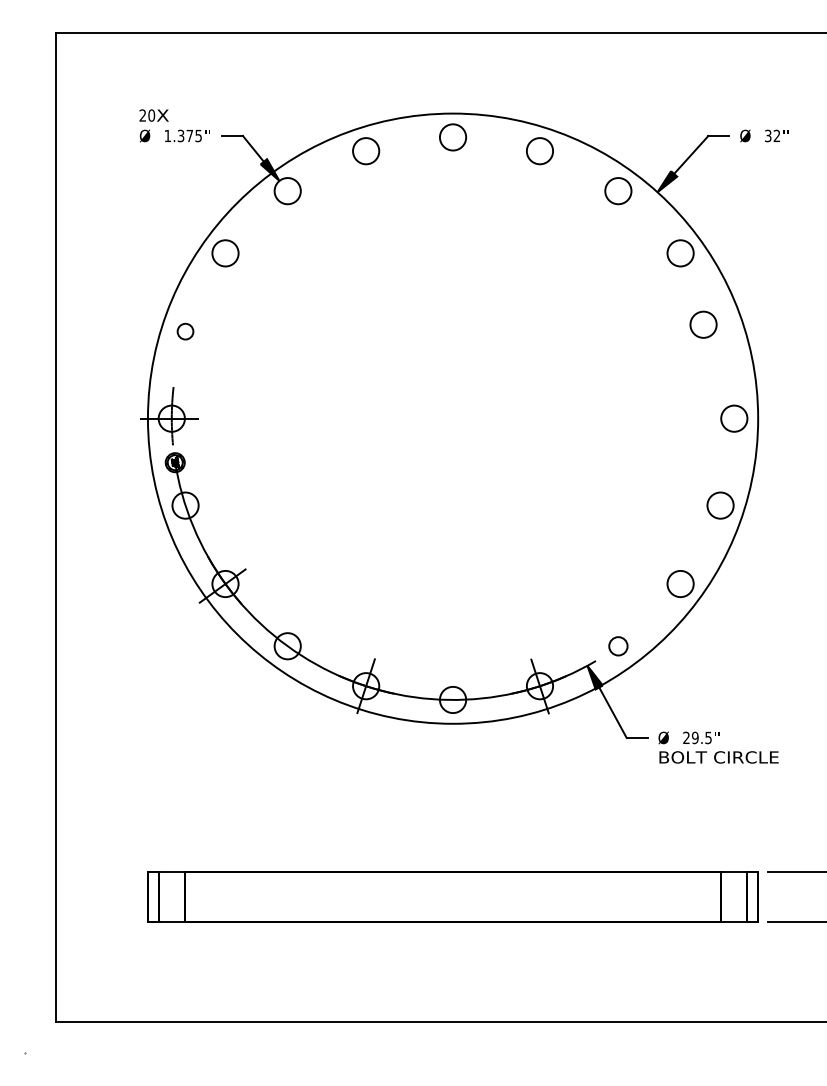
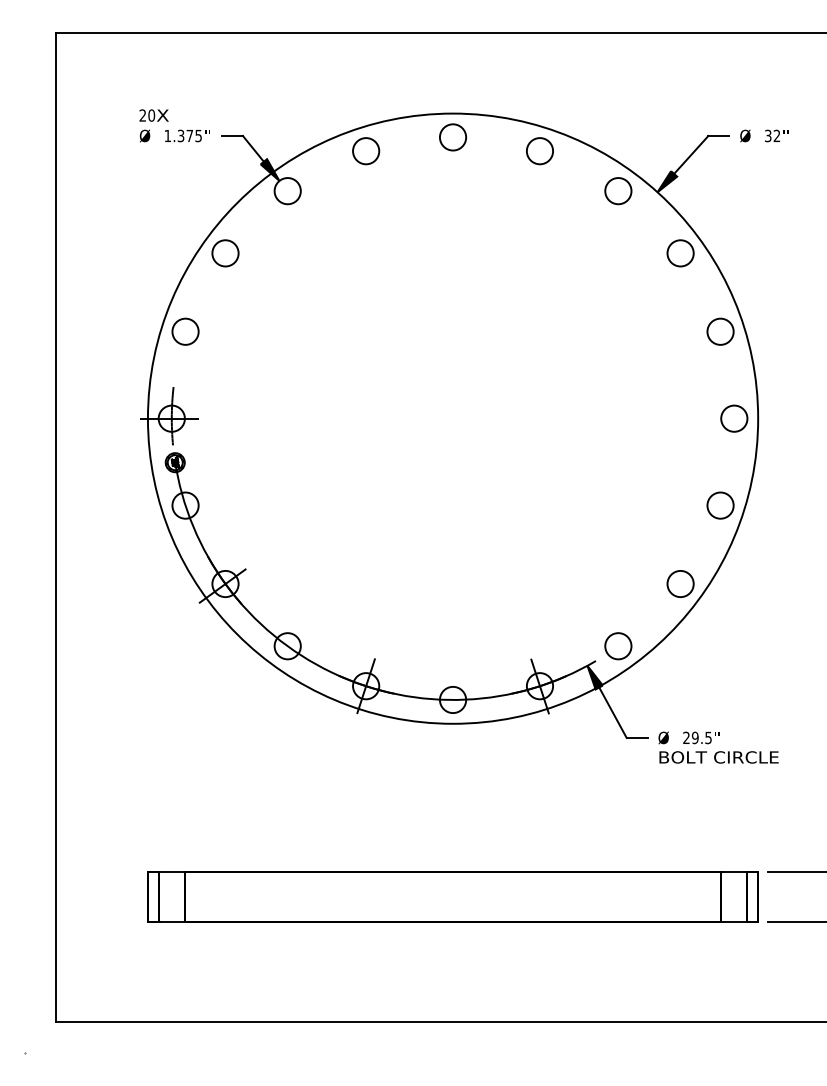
circle position: (703, 324) -> (720, 331) (720, 331)
circle size: 19x19 px -> 29x29 px (185, 331)
circle size: 21x21 px -> 29x29 px (618, 646)
